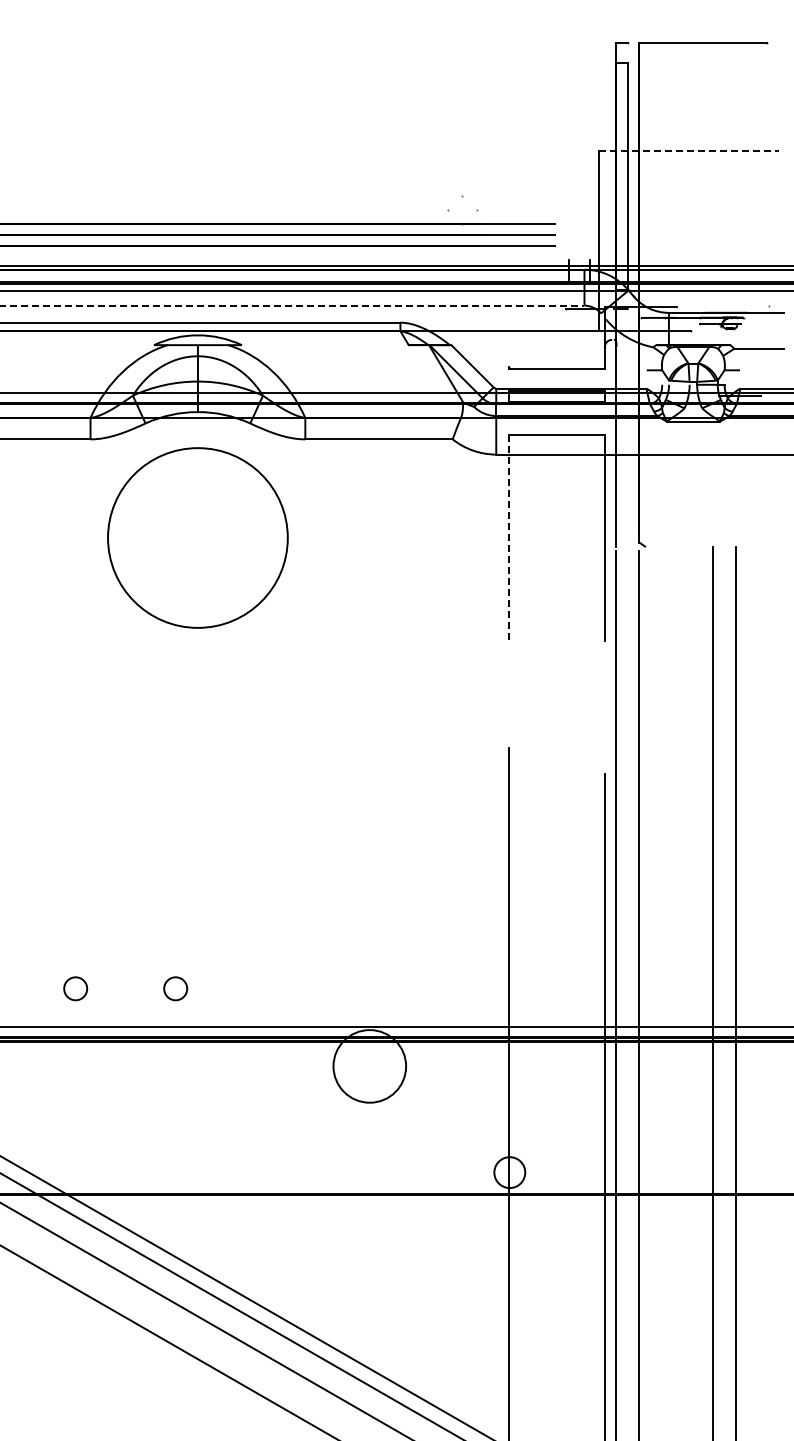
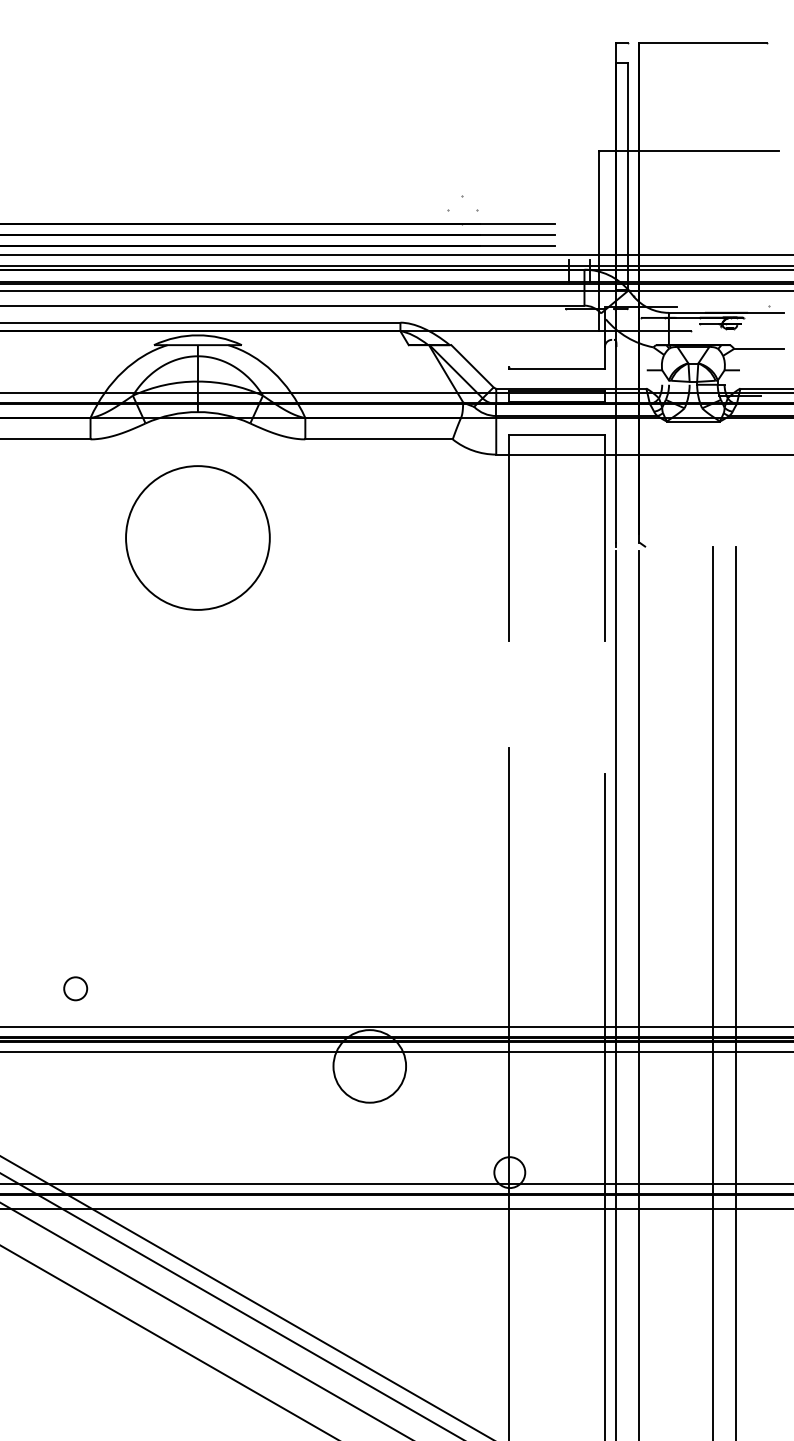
line: dashed -> solid (689, 151)
line: none -> present (396, 255)
line: dashed -> solid (292, 305)
circle size: 182x182 px -> 146x146 px (197, 537)
line: dashed -> solid (508, 538)
circle: present -> none (175, 988)
line: none -> present (396, 1052)
line: none -> present (396, 1184)
line: none -> present (396, 1209)
